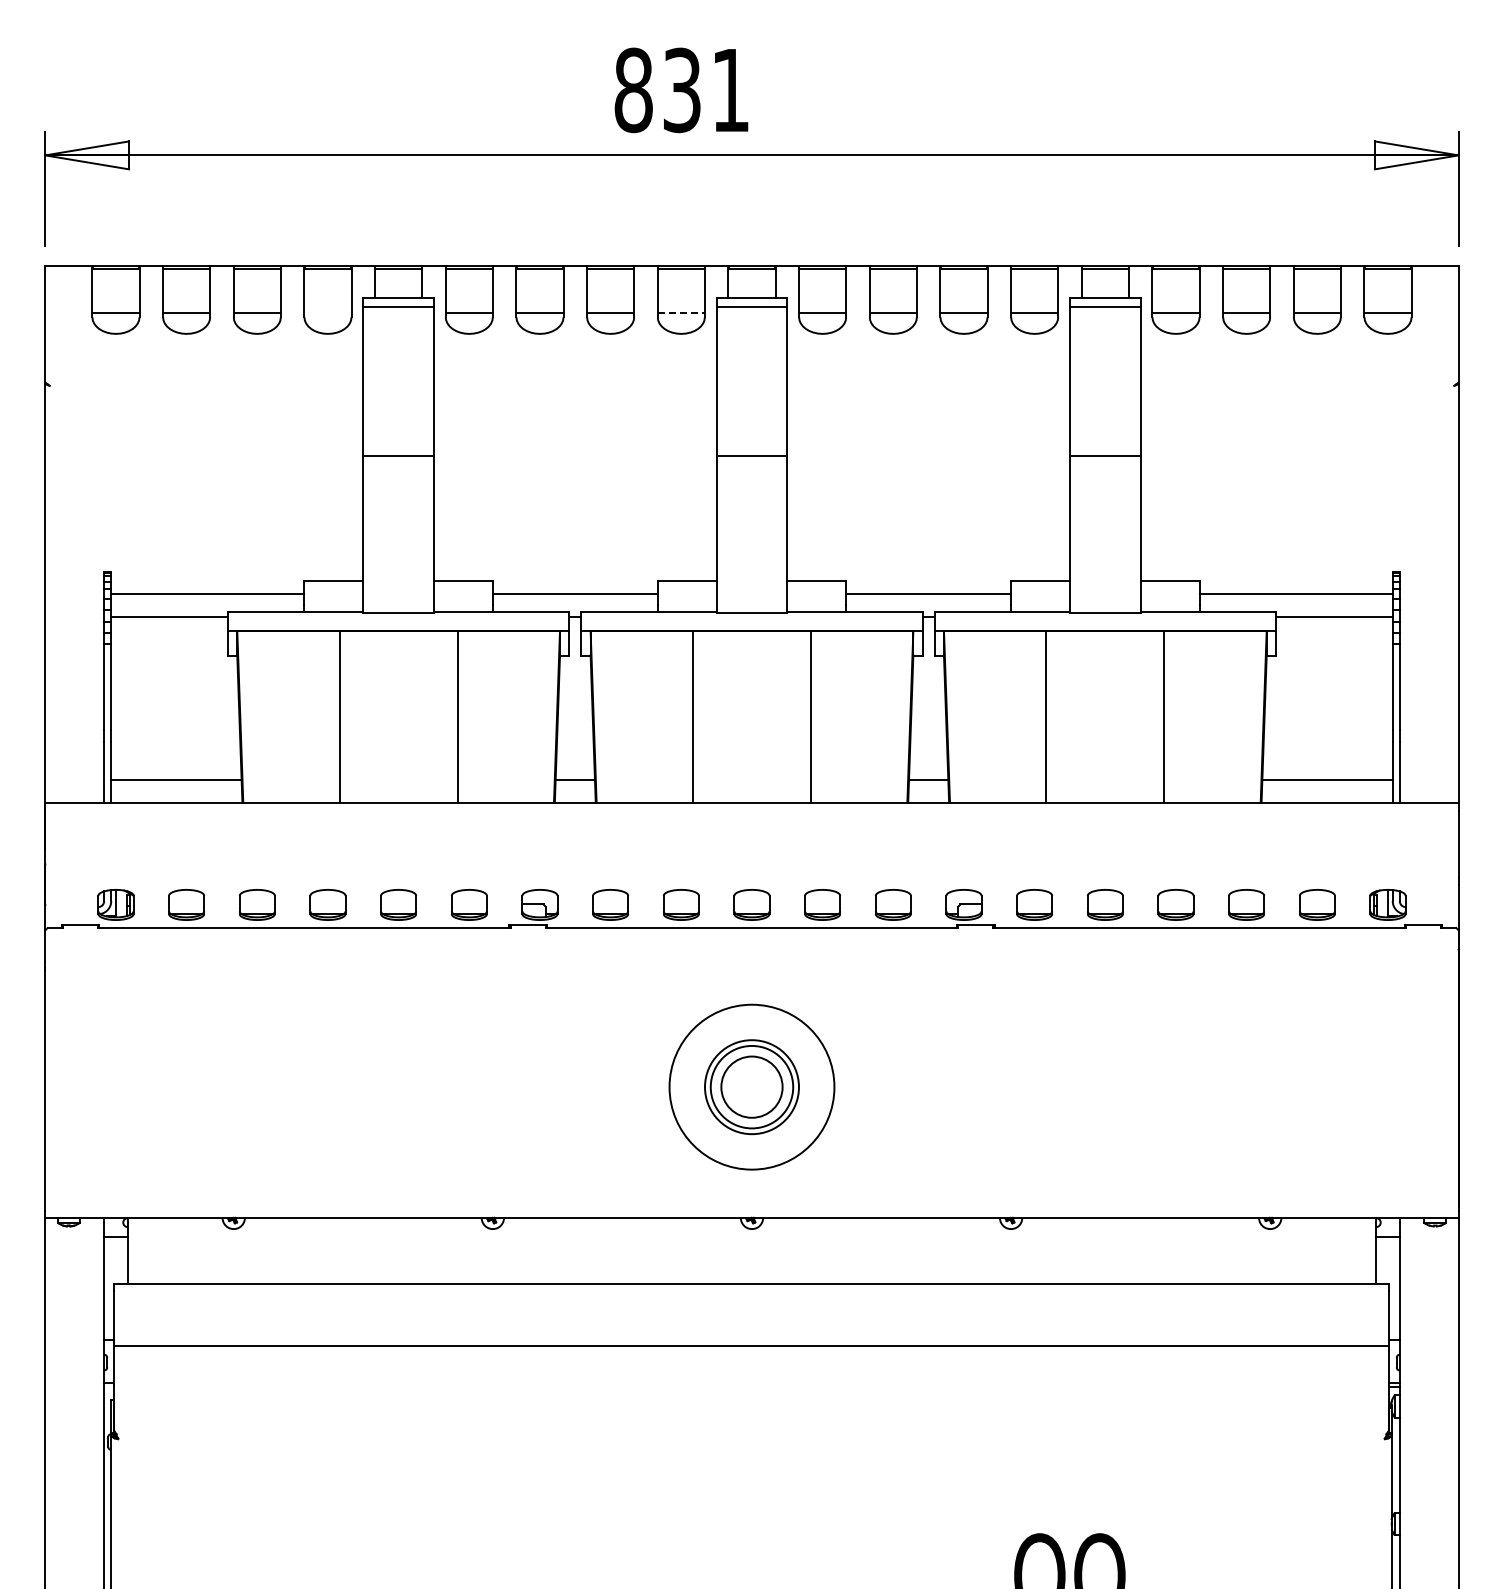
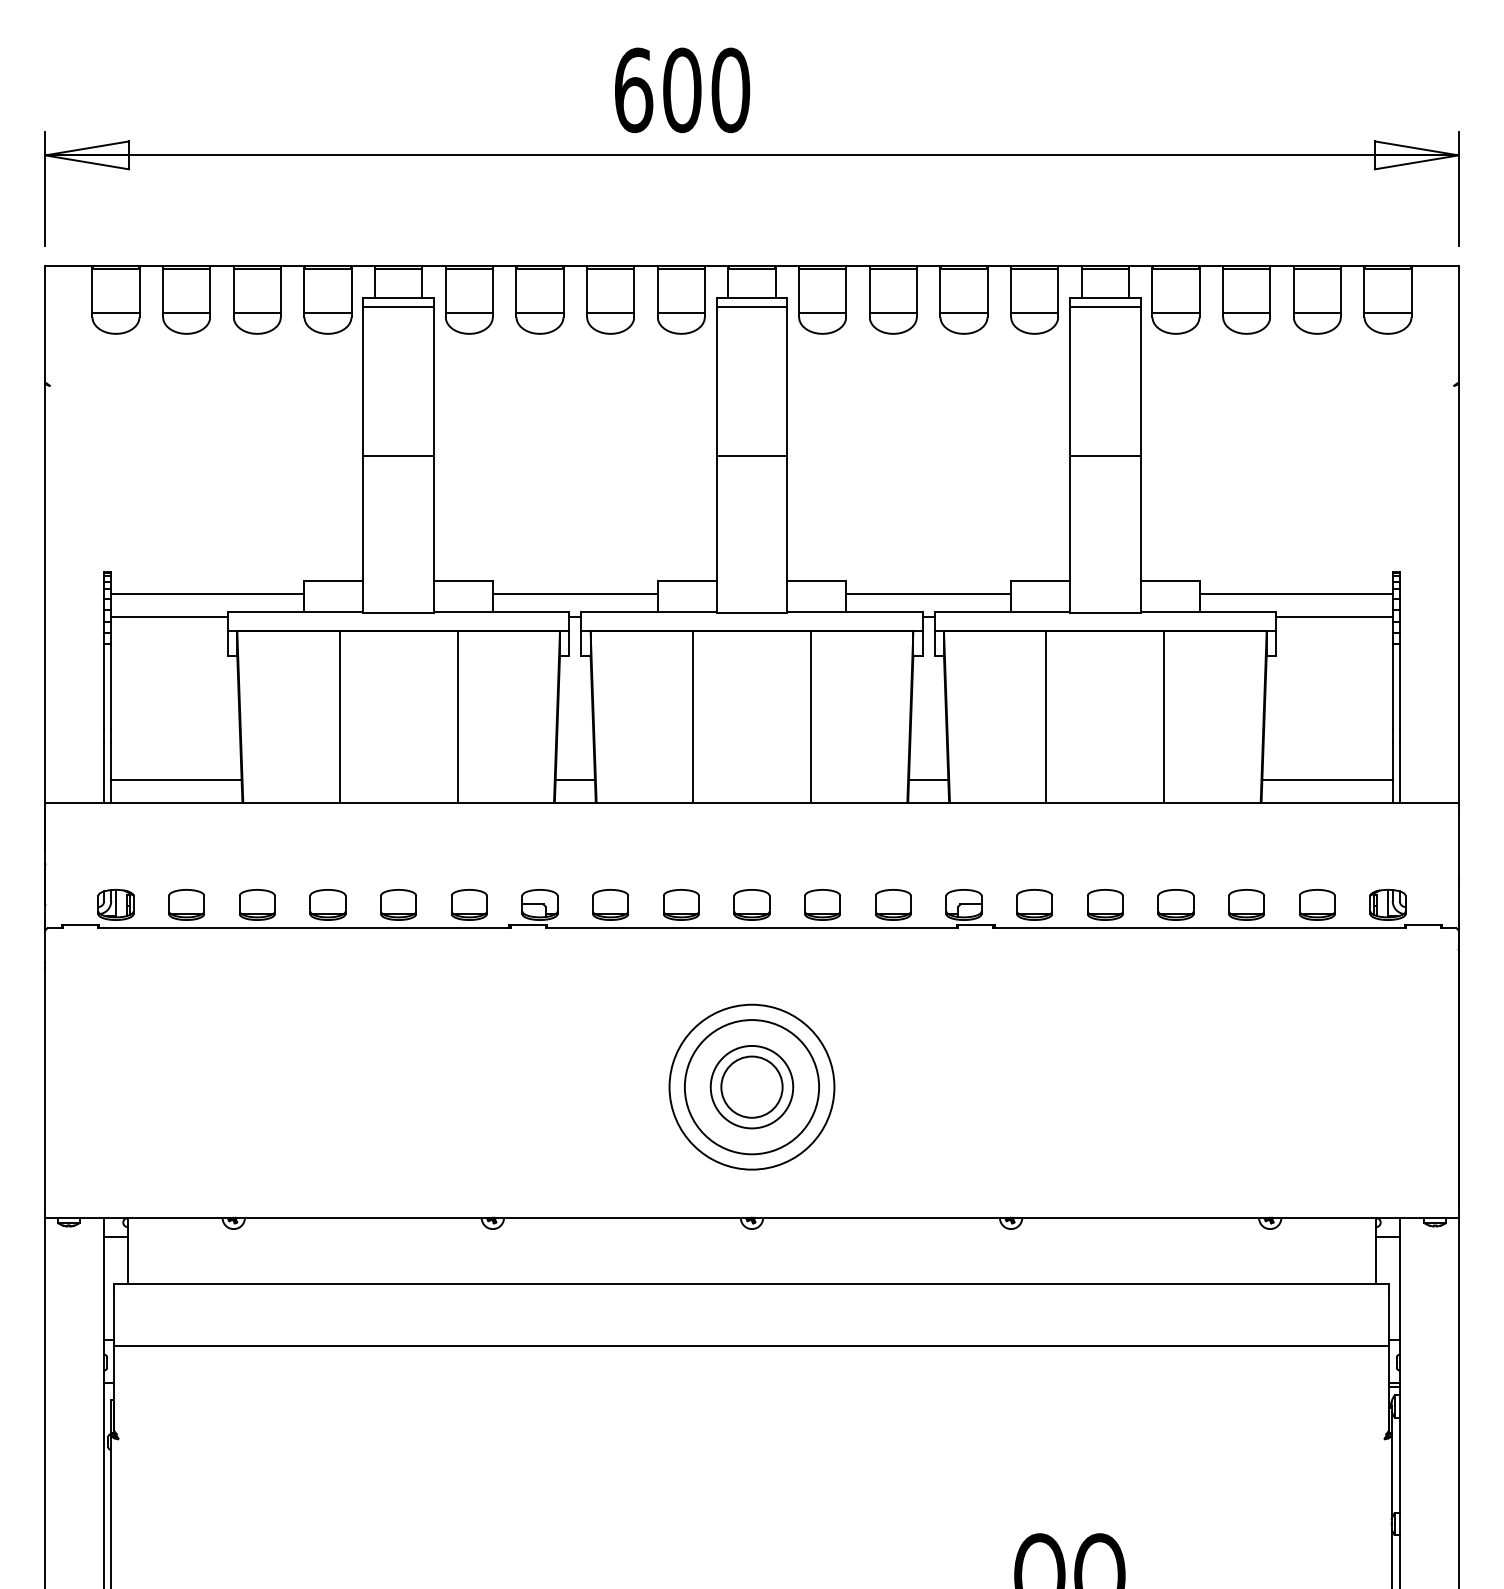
text: 831 -> 600 (682, 90)
line: none -> present (327, 313)
line: dashed -> solid (681, 313)
circle diameter: 94 px -> 134 px (751, 1087)
